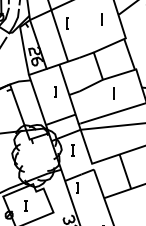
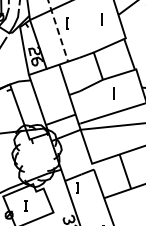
line: solid -> dashed (58, 30)
line: present -> none (55, 91)
part: present -> none (72, 150)
